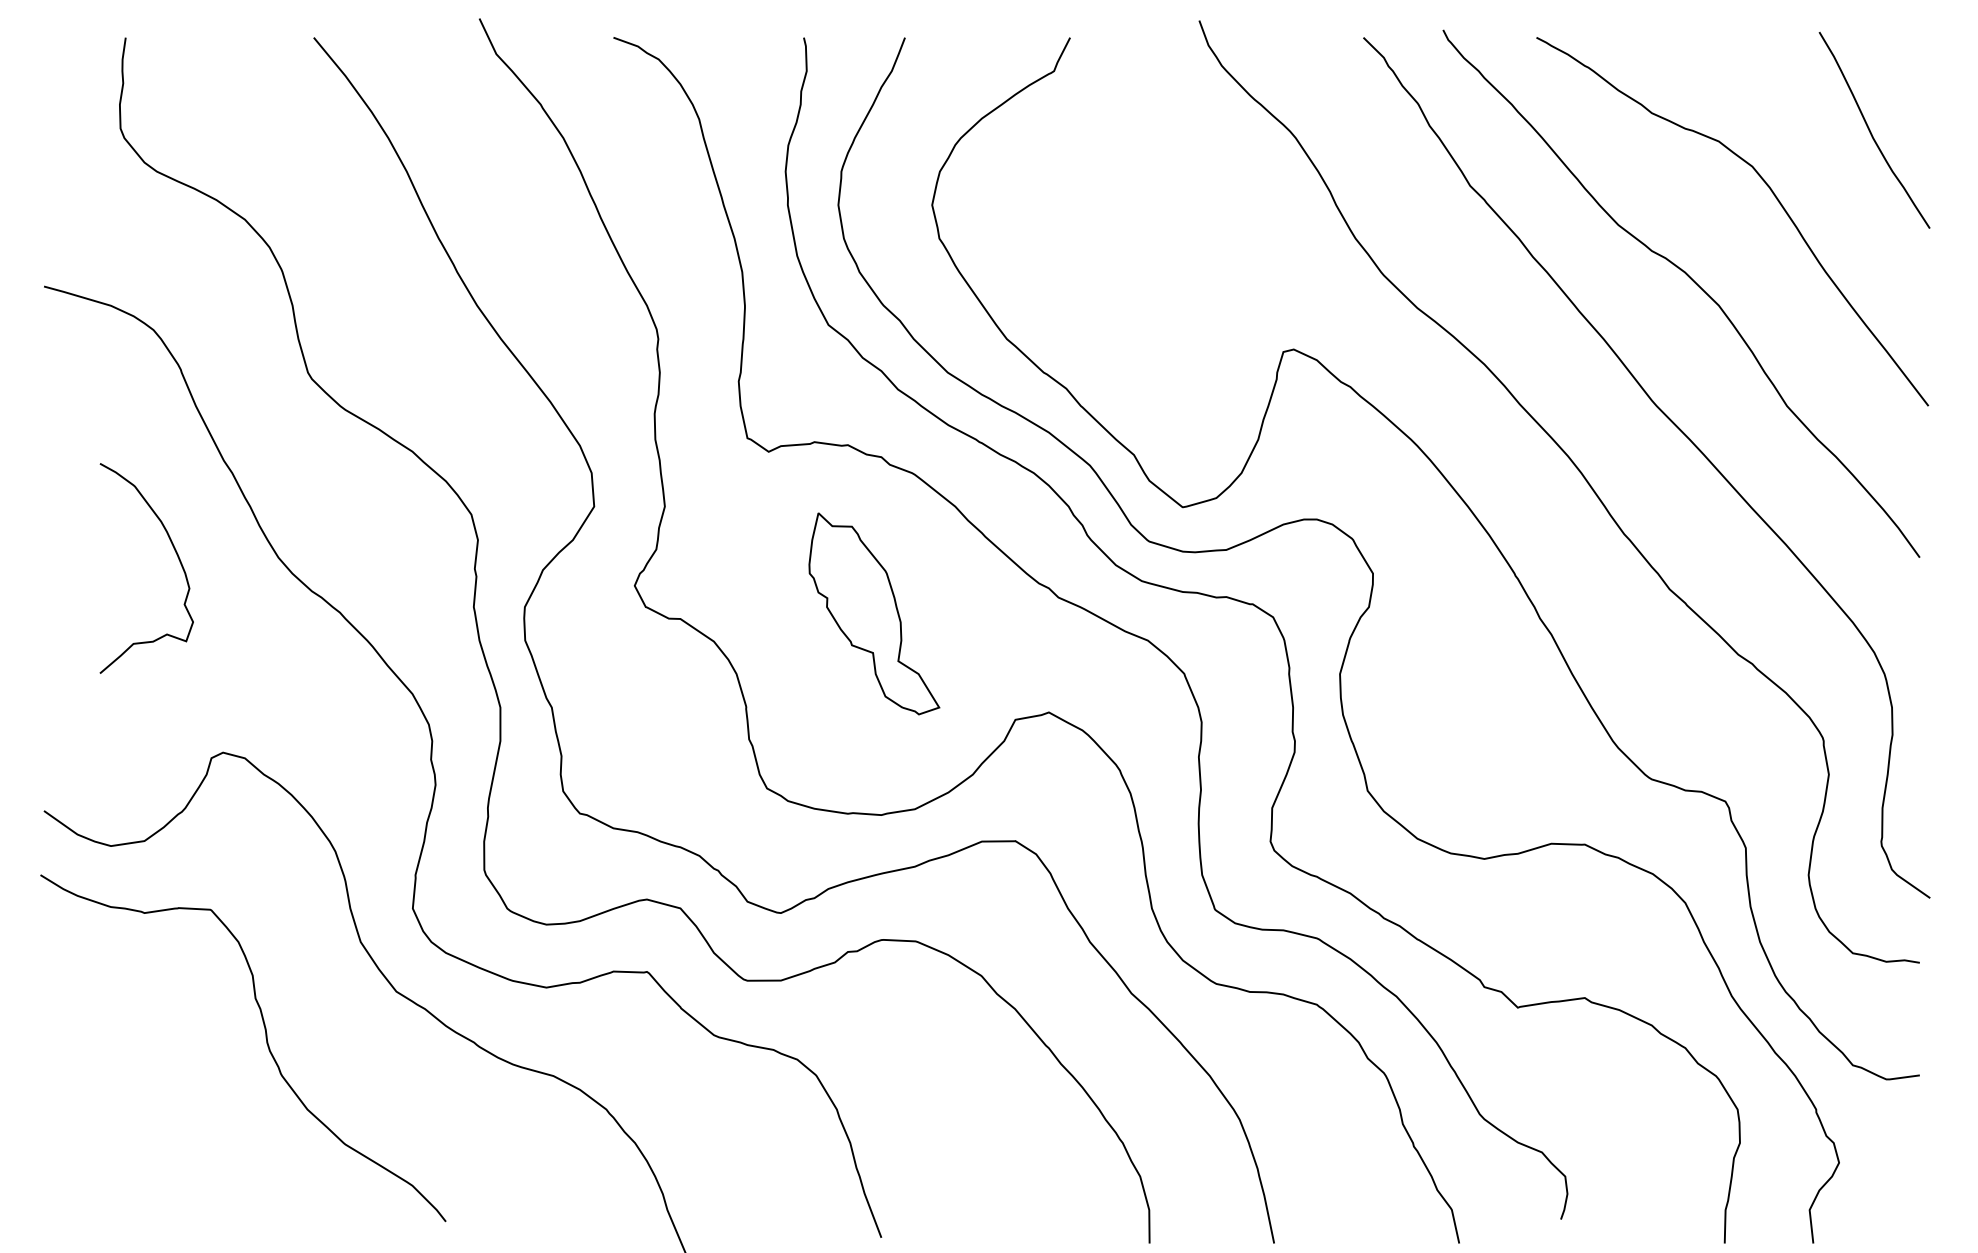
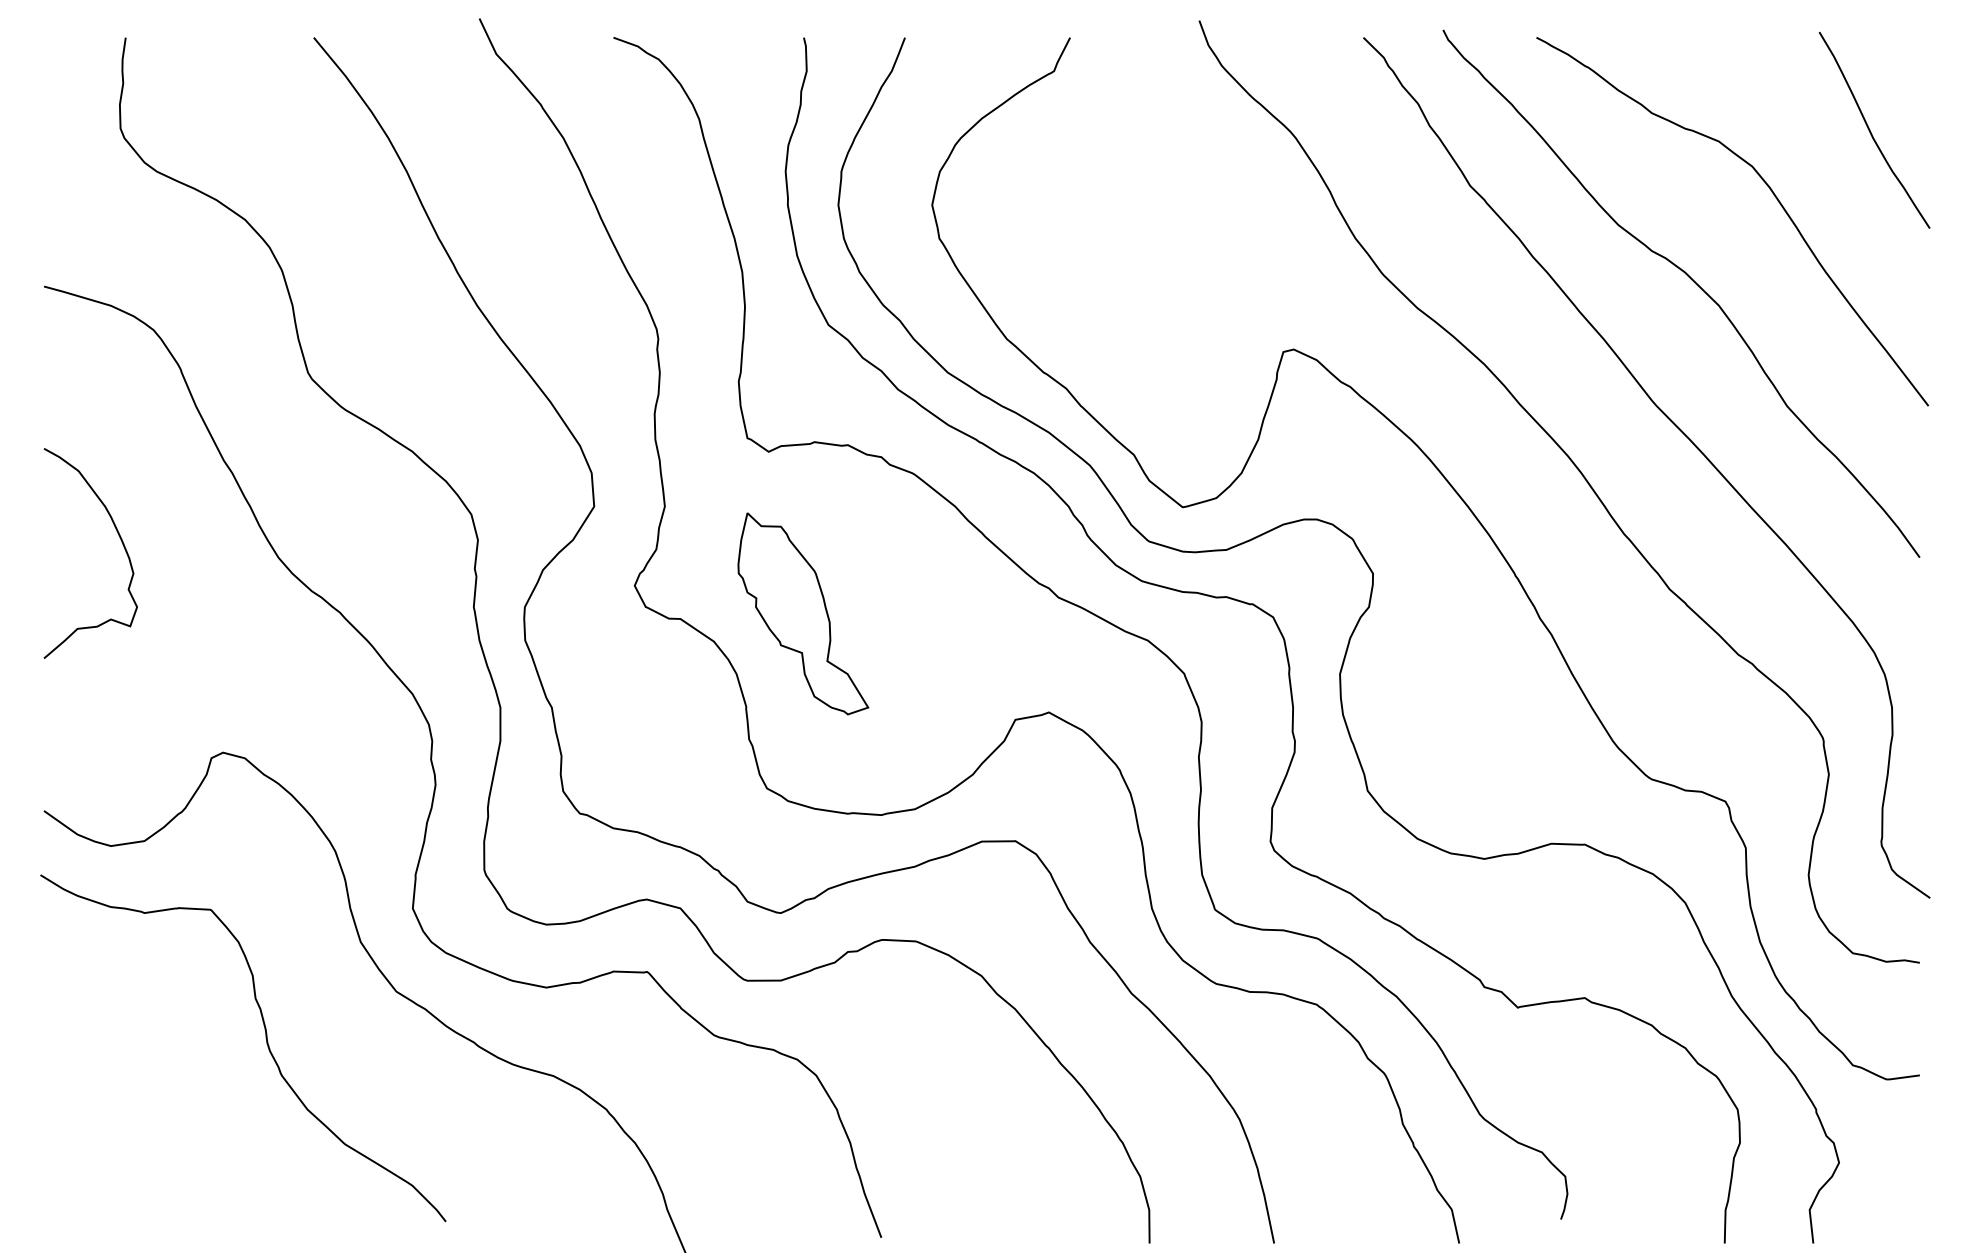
curve position: (176, 555) -> (120, 540) (120, 540)
part position: (874, 613) -> (803, 613) (803, 613)
